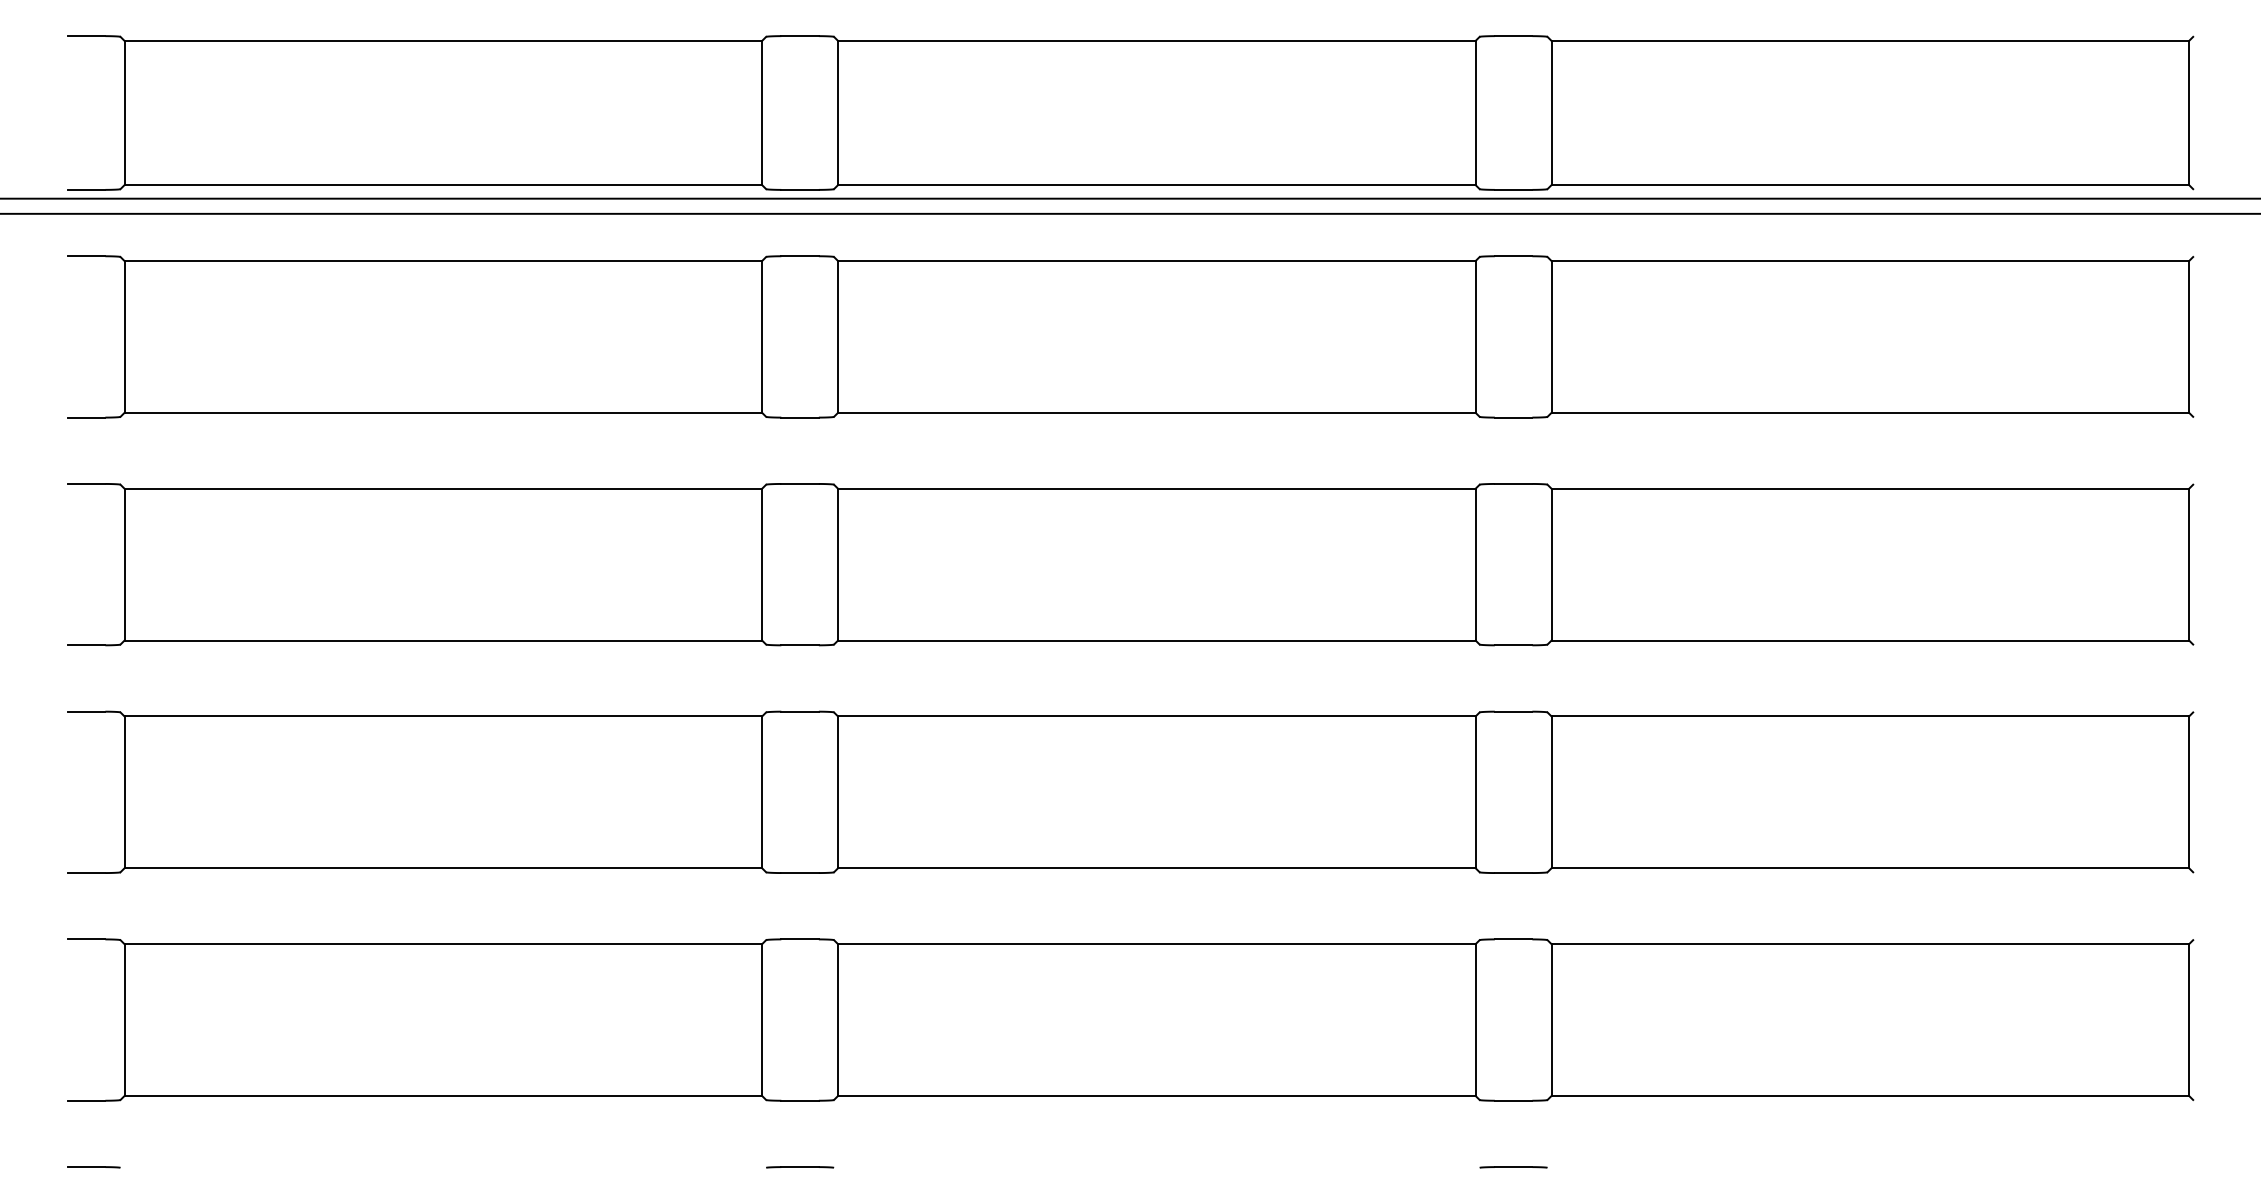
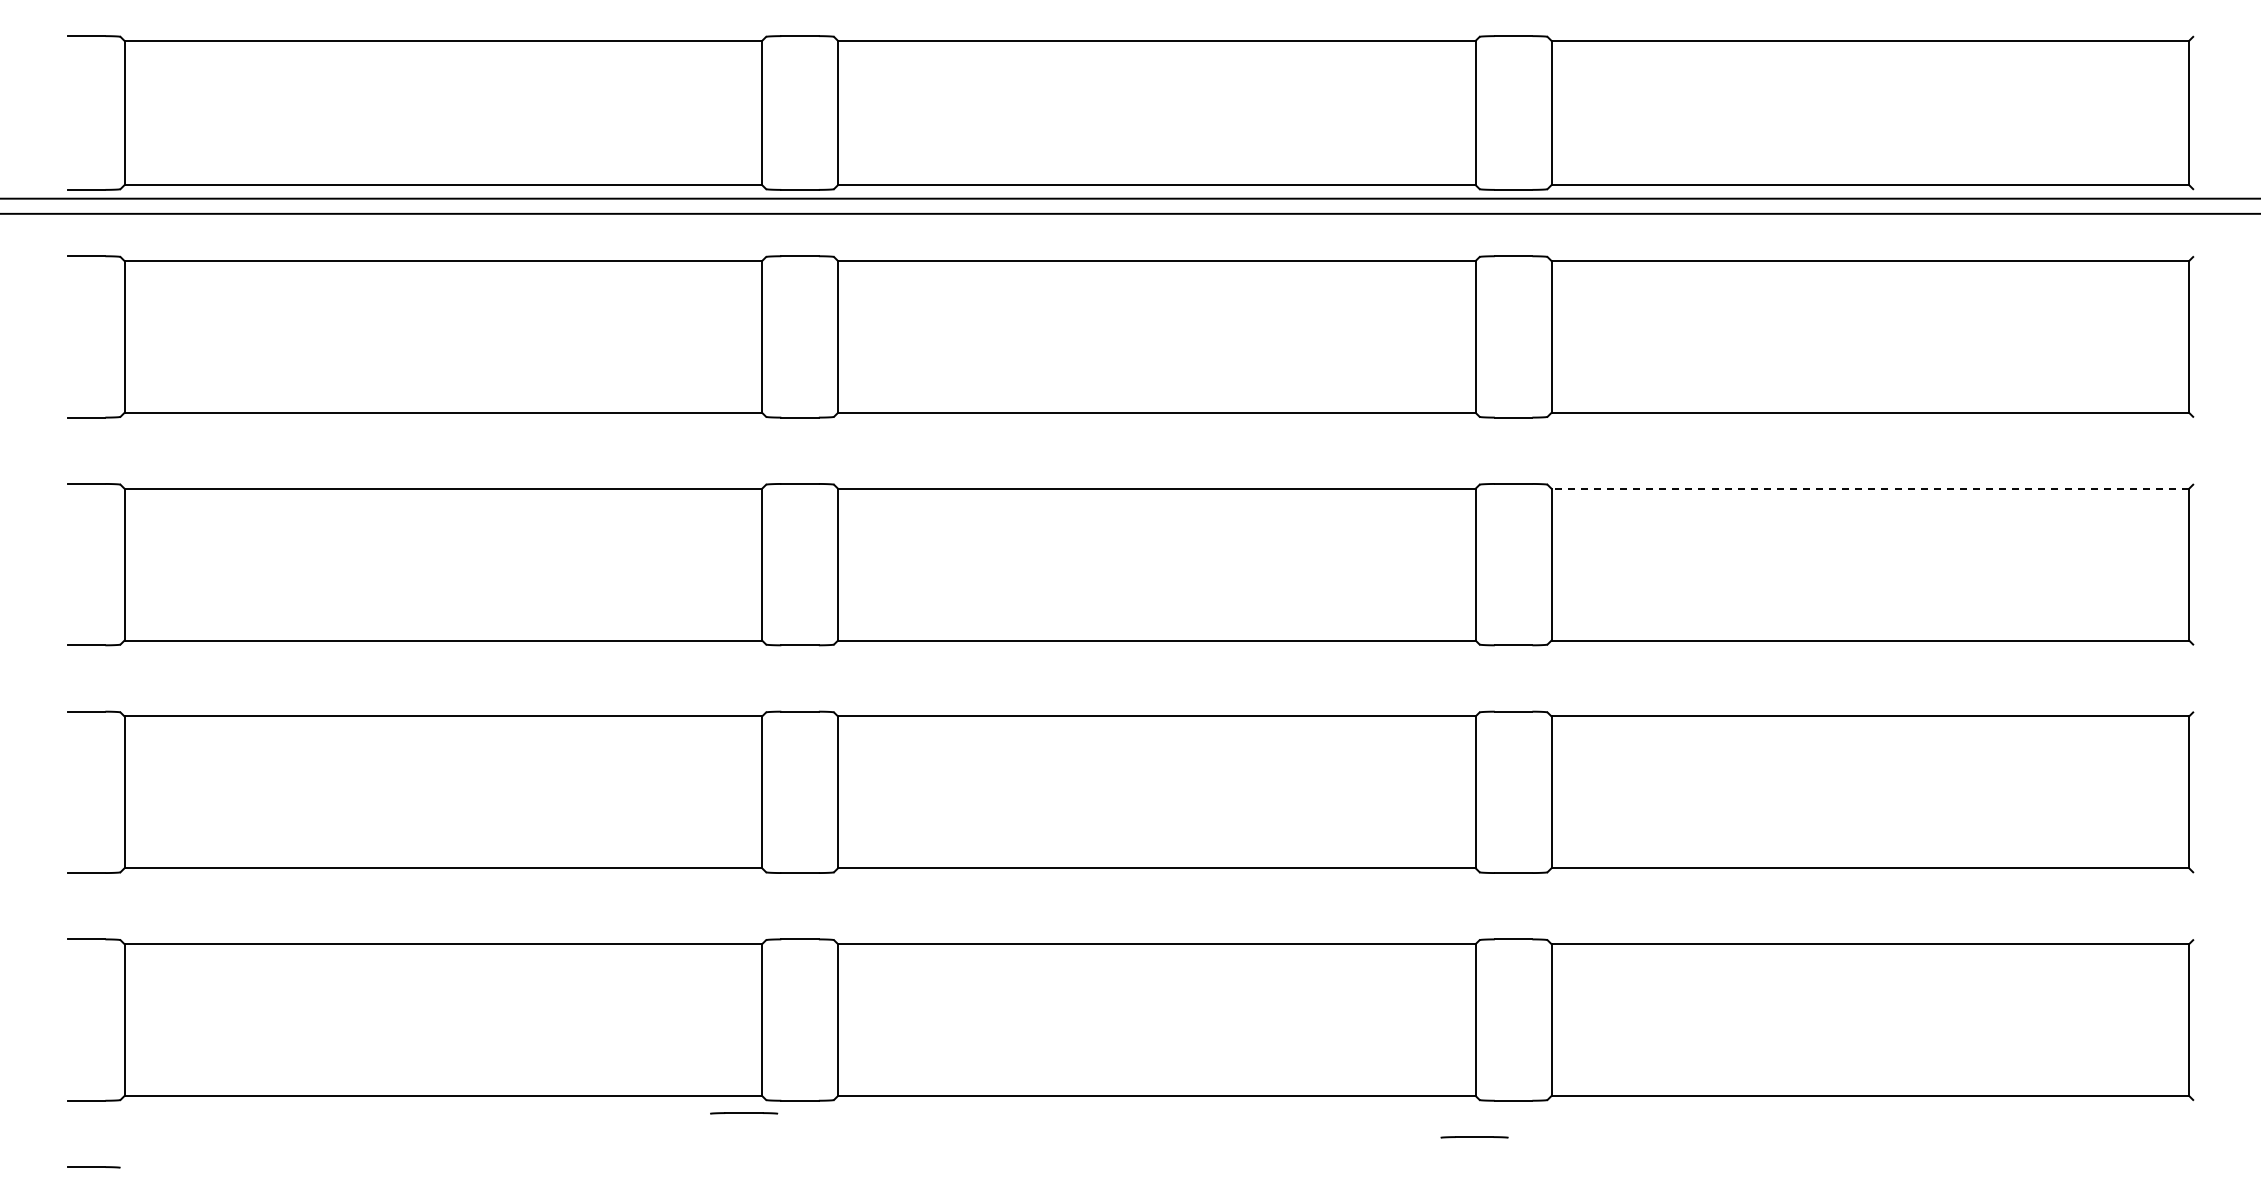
line: solid -> dashed (1870, 488)
line position: (800, 1167) -> (744, 1113) (744, 1113)
line position: (1513, 1167) -> (1474, 1137) (1474, 1137)
